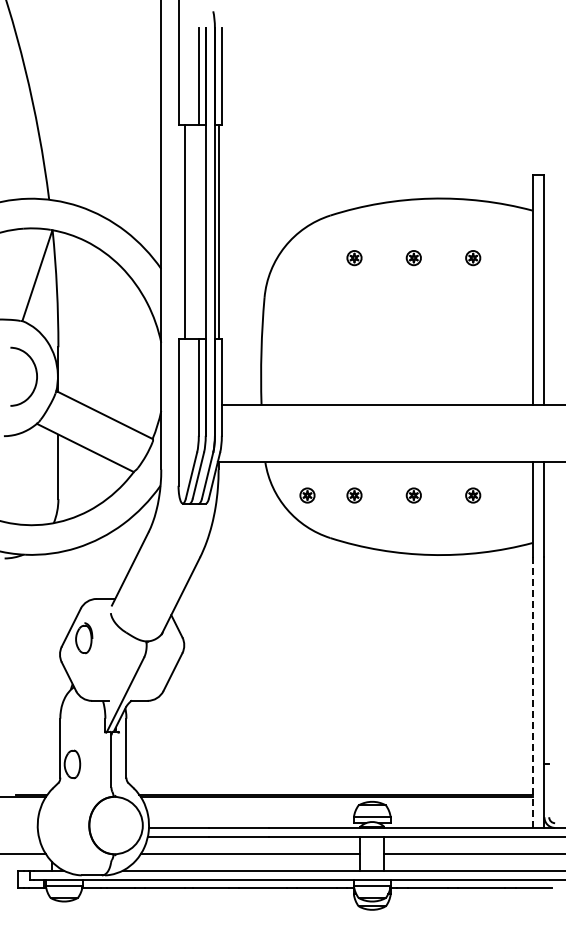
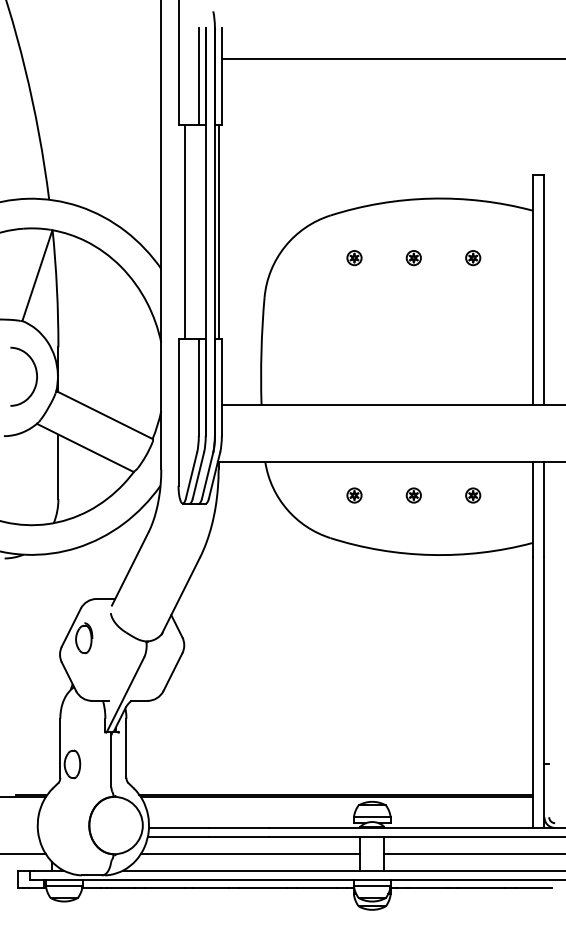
line: none -> present (391, 58)
part: present -> none (307, 495)
line: dashed -> solid (532, 691)
